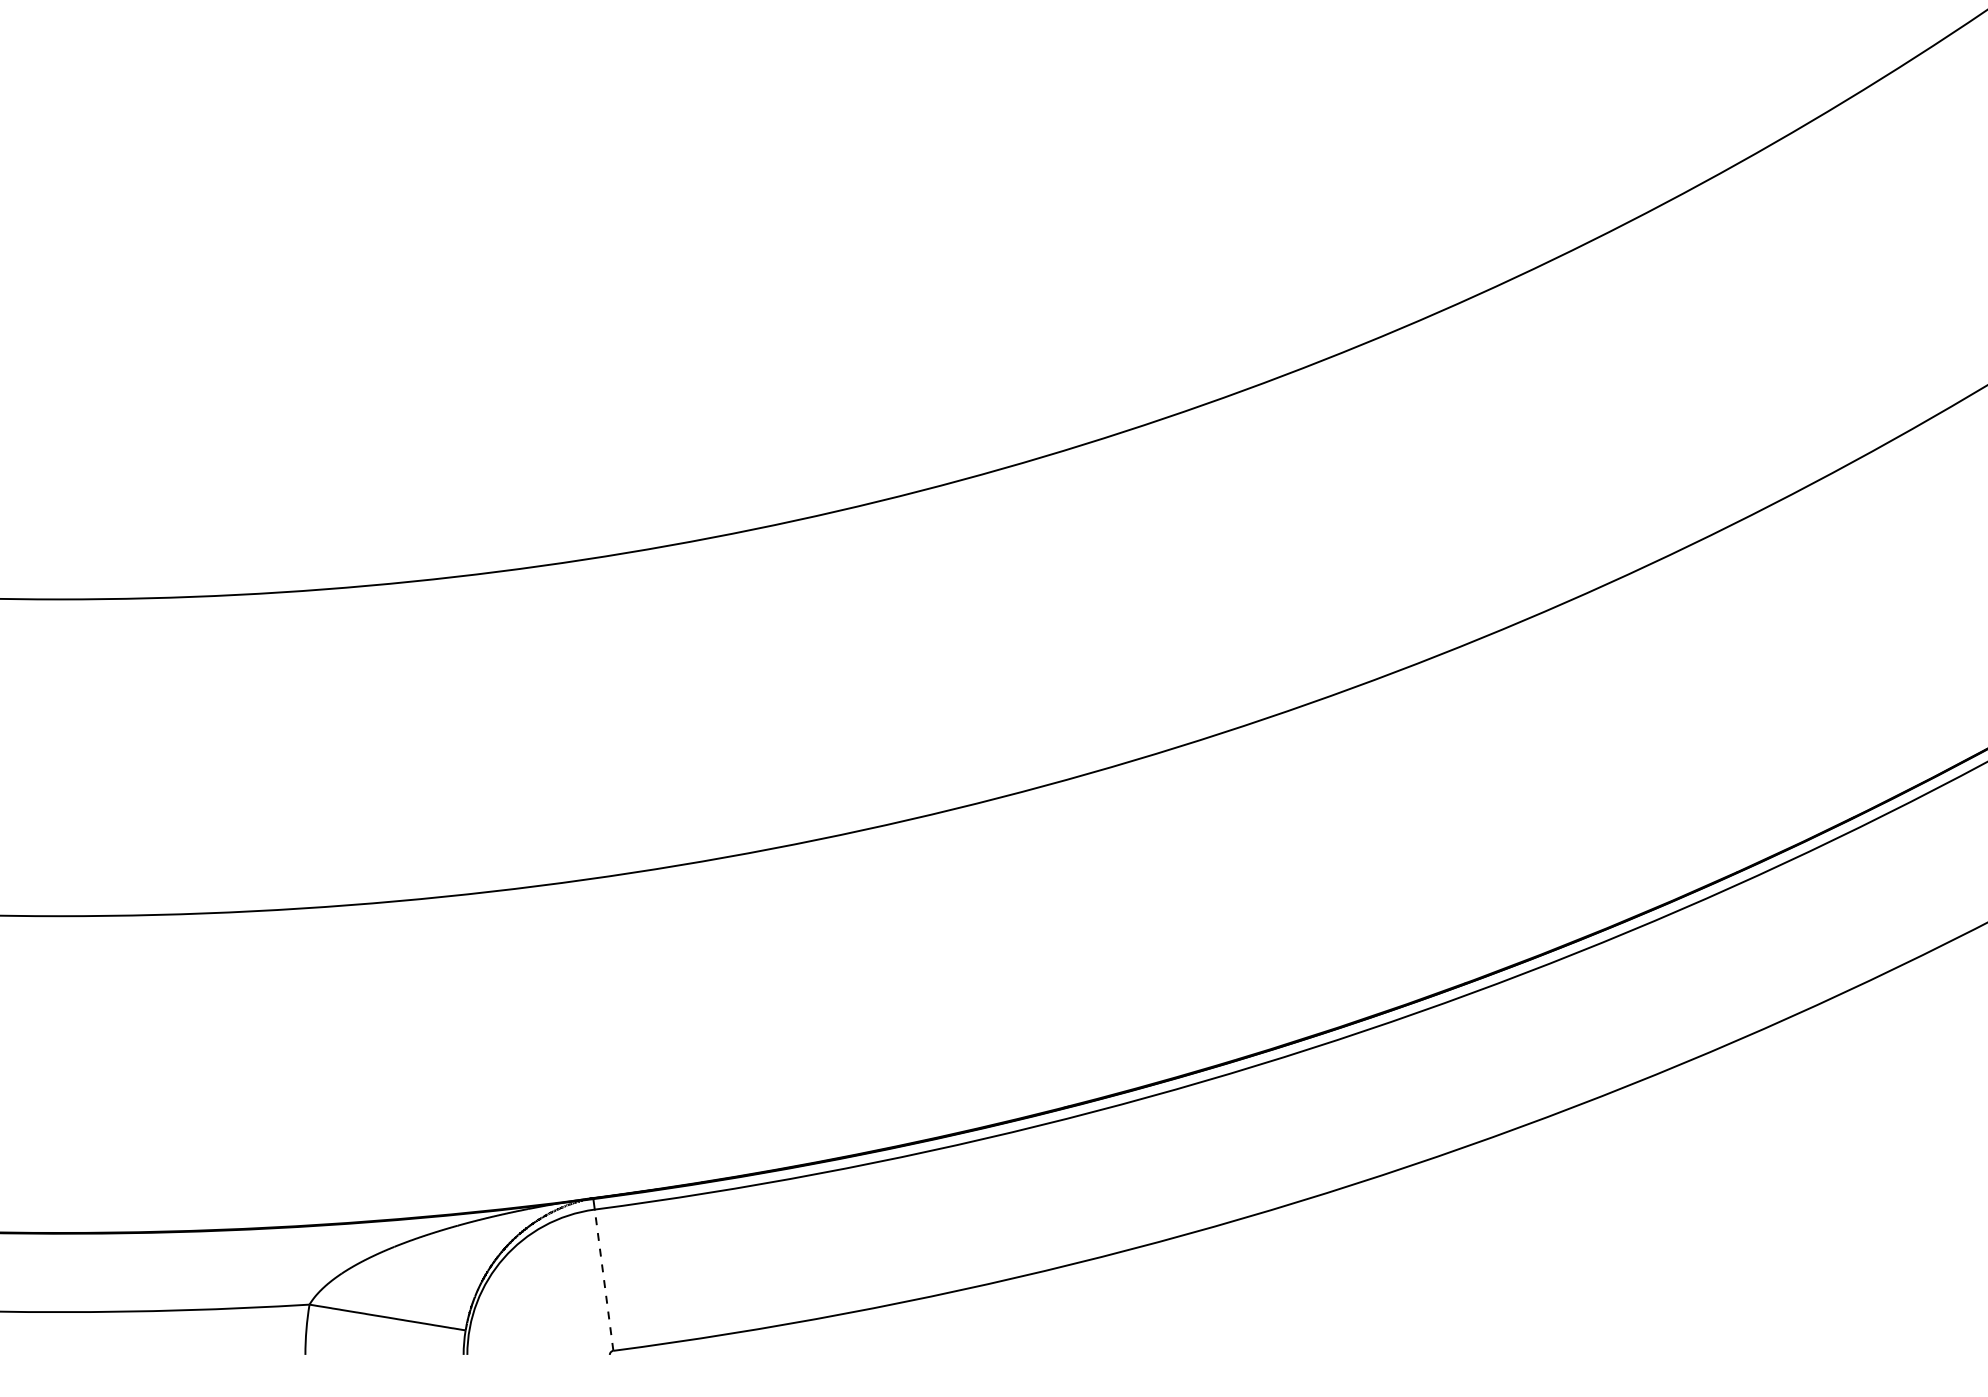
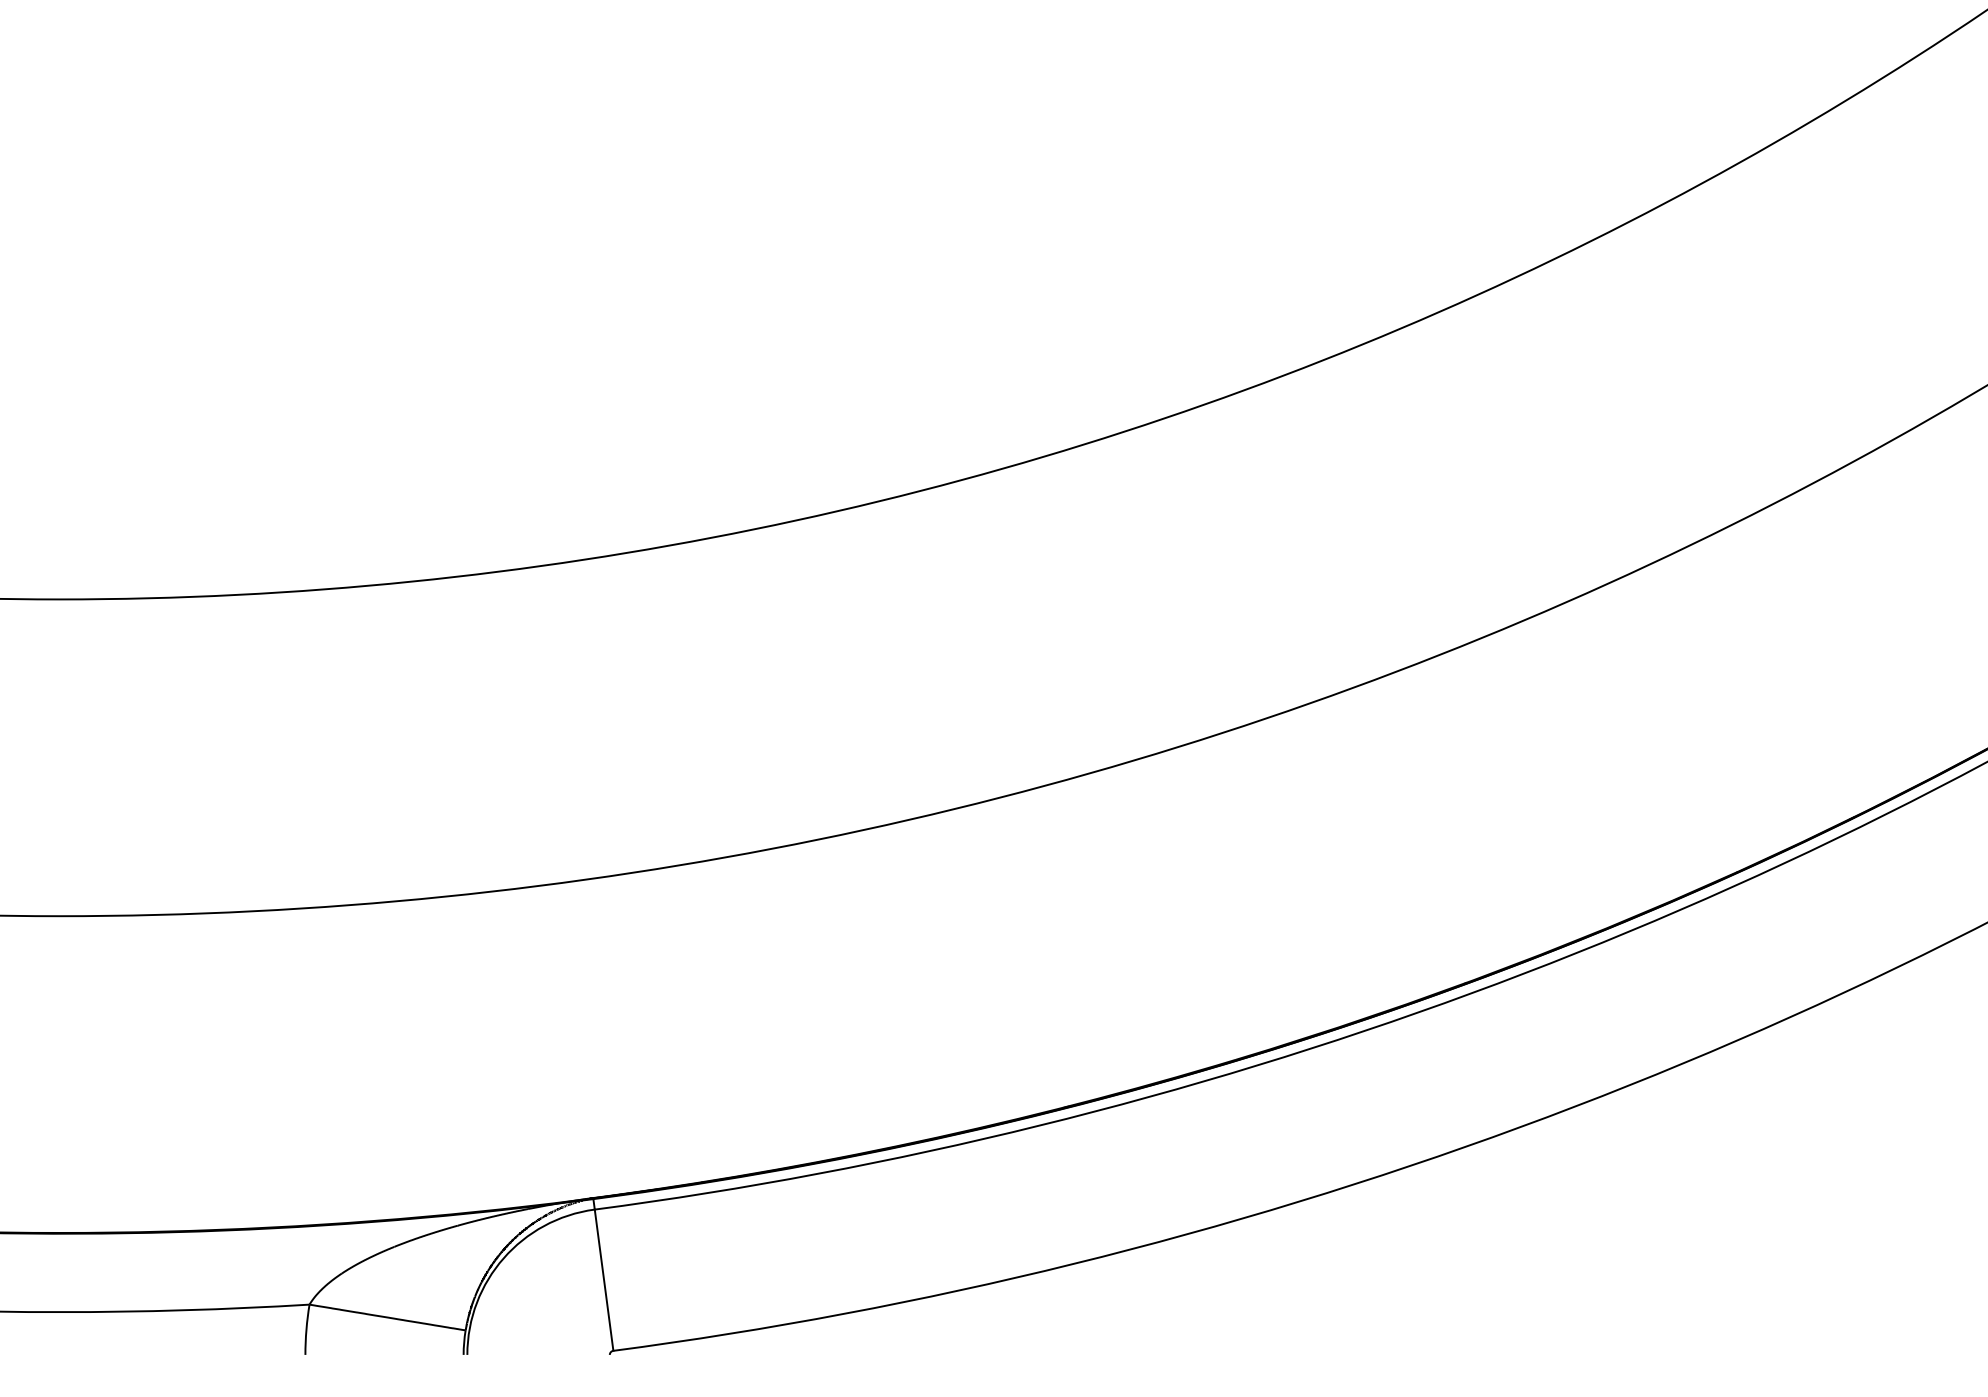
line: dashed -> solid (604, 1279)
